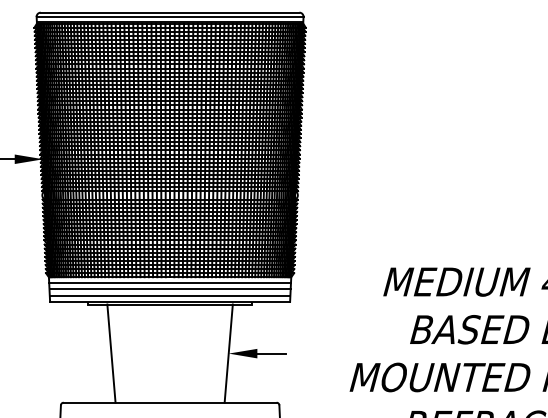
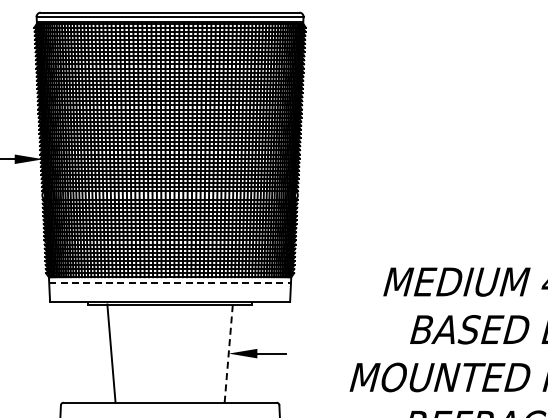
line: solid -> dashed (170, 282)
line: present -> none (169, 289)
line: present -> none (169, 296)
line: solid -> dashed (228, 353)
